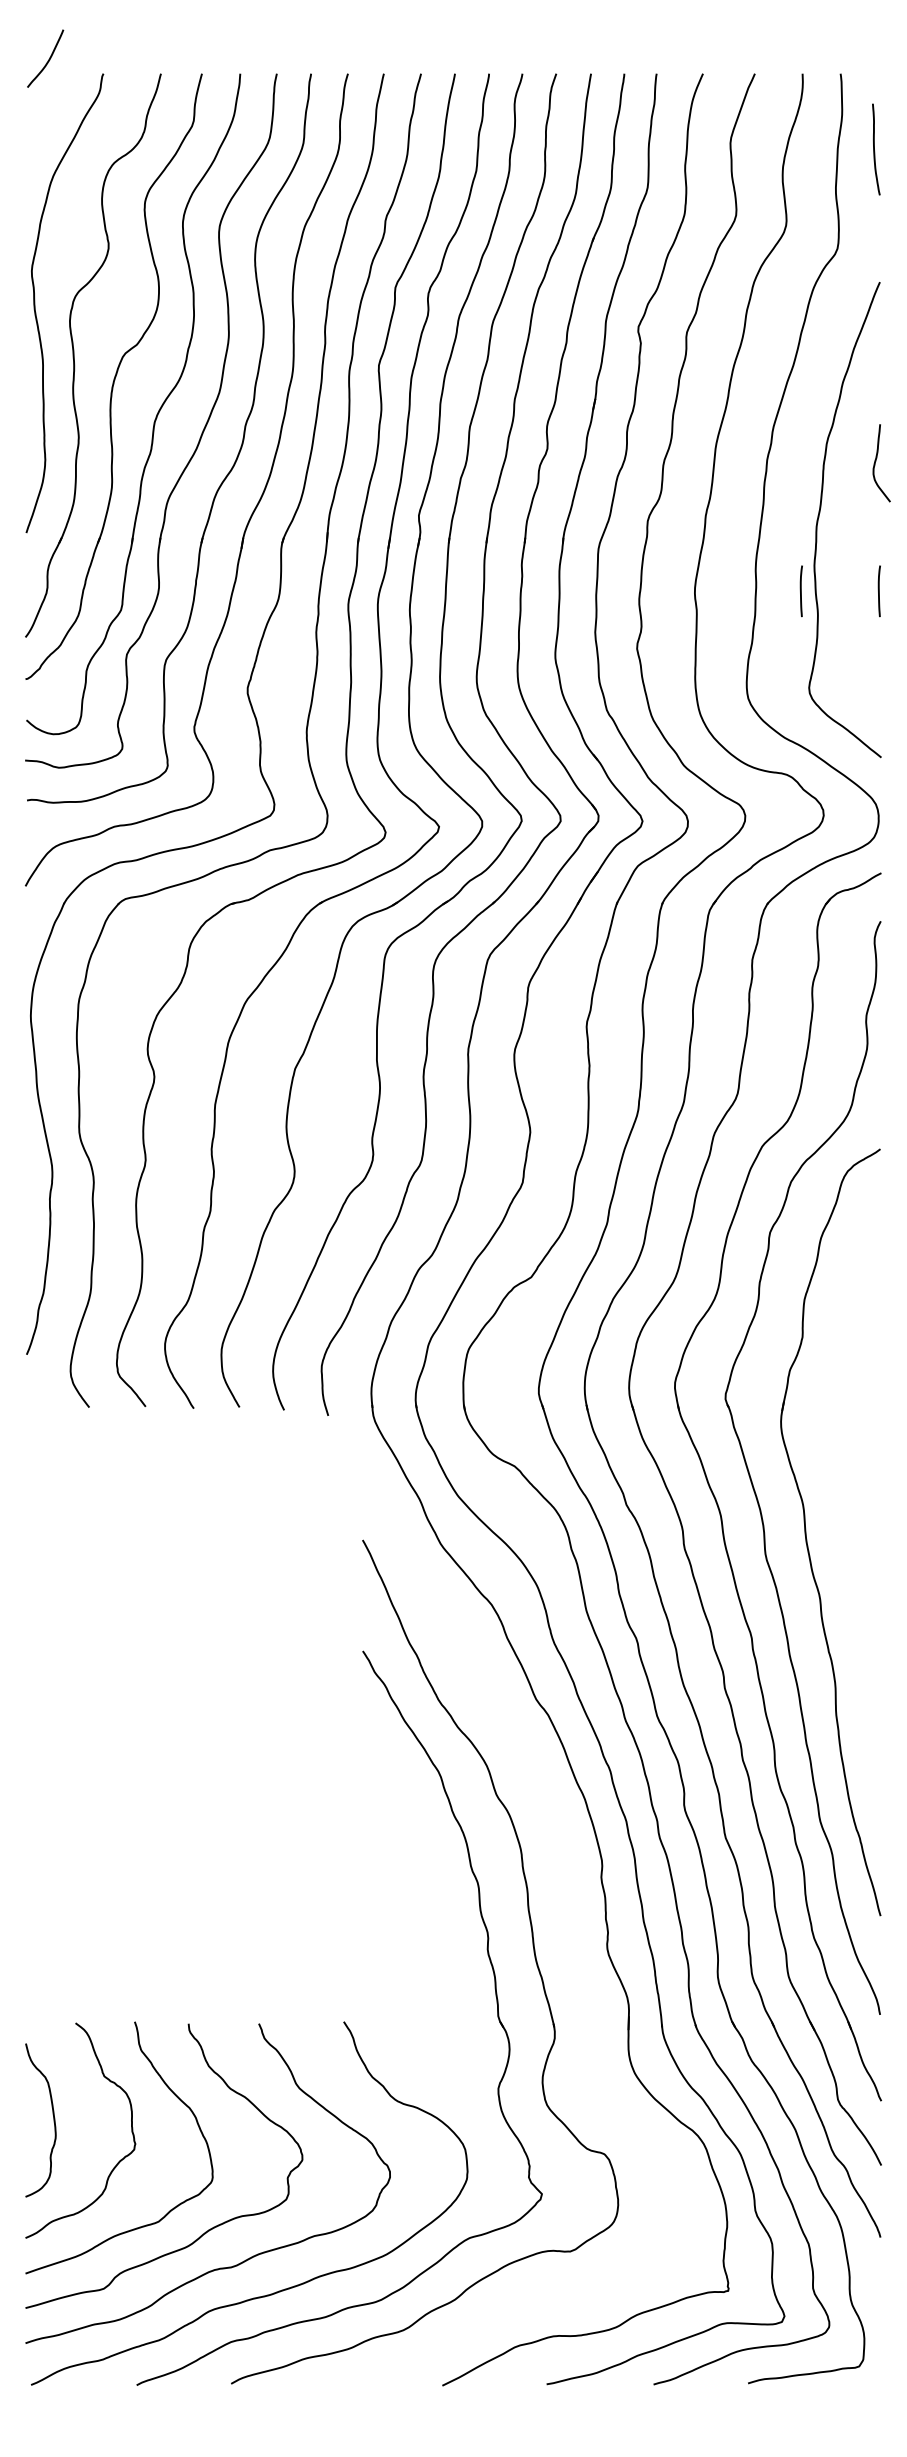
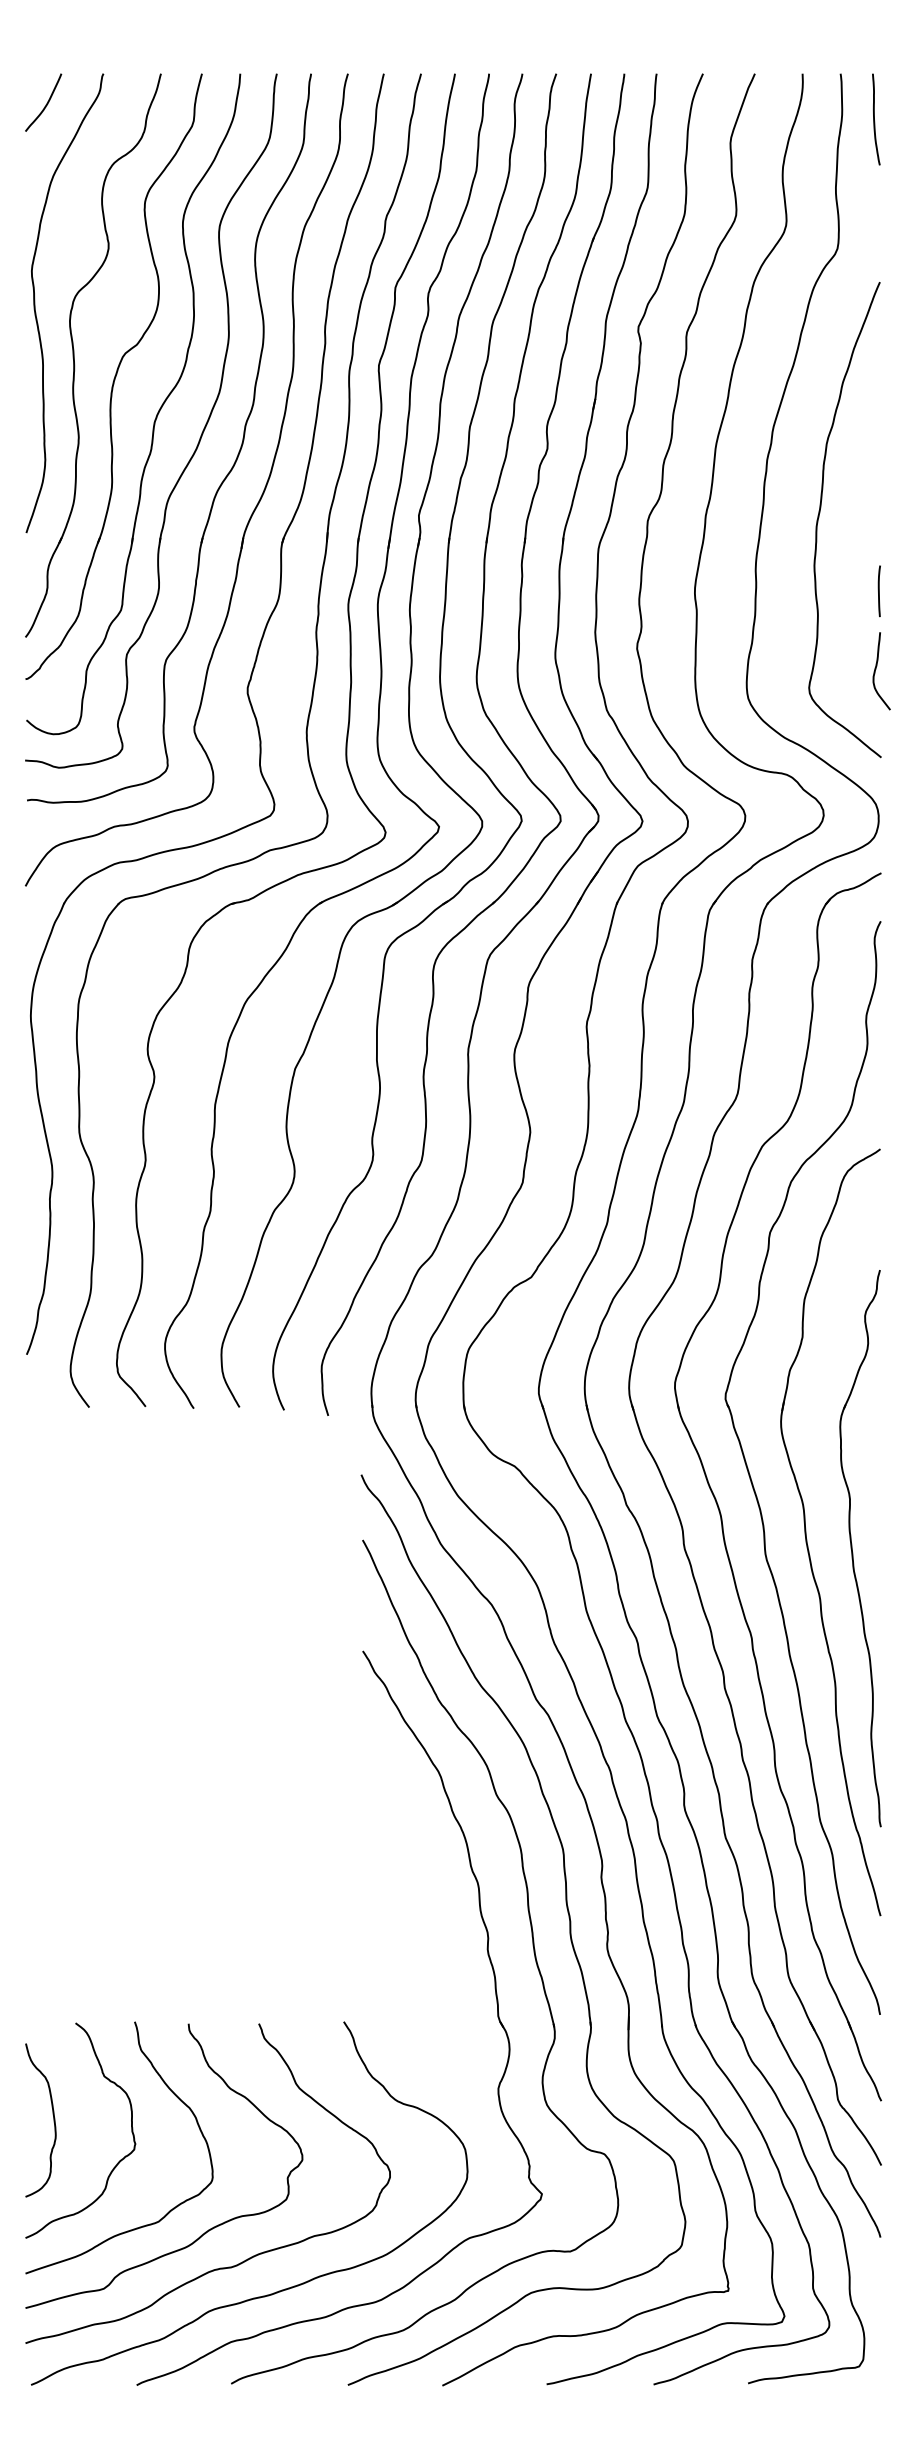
curve position: (47, 60) -> (45, 104) (45, 104)
curve position: (874, 149) -> (874, 119) (874, 119)
curve position: (876, 461) -> (876, 669) (876, 669)
line: present -> none (800, 591)
part: none -> present (852, 1548)
part: none -> present (569, 1929)
